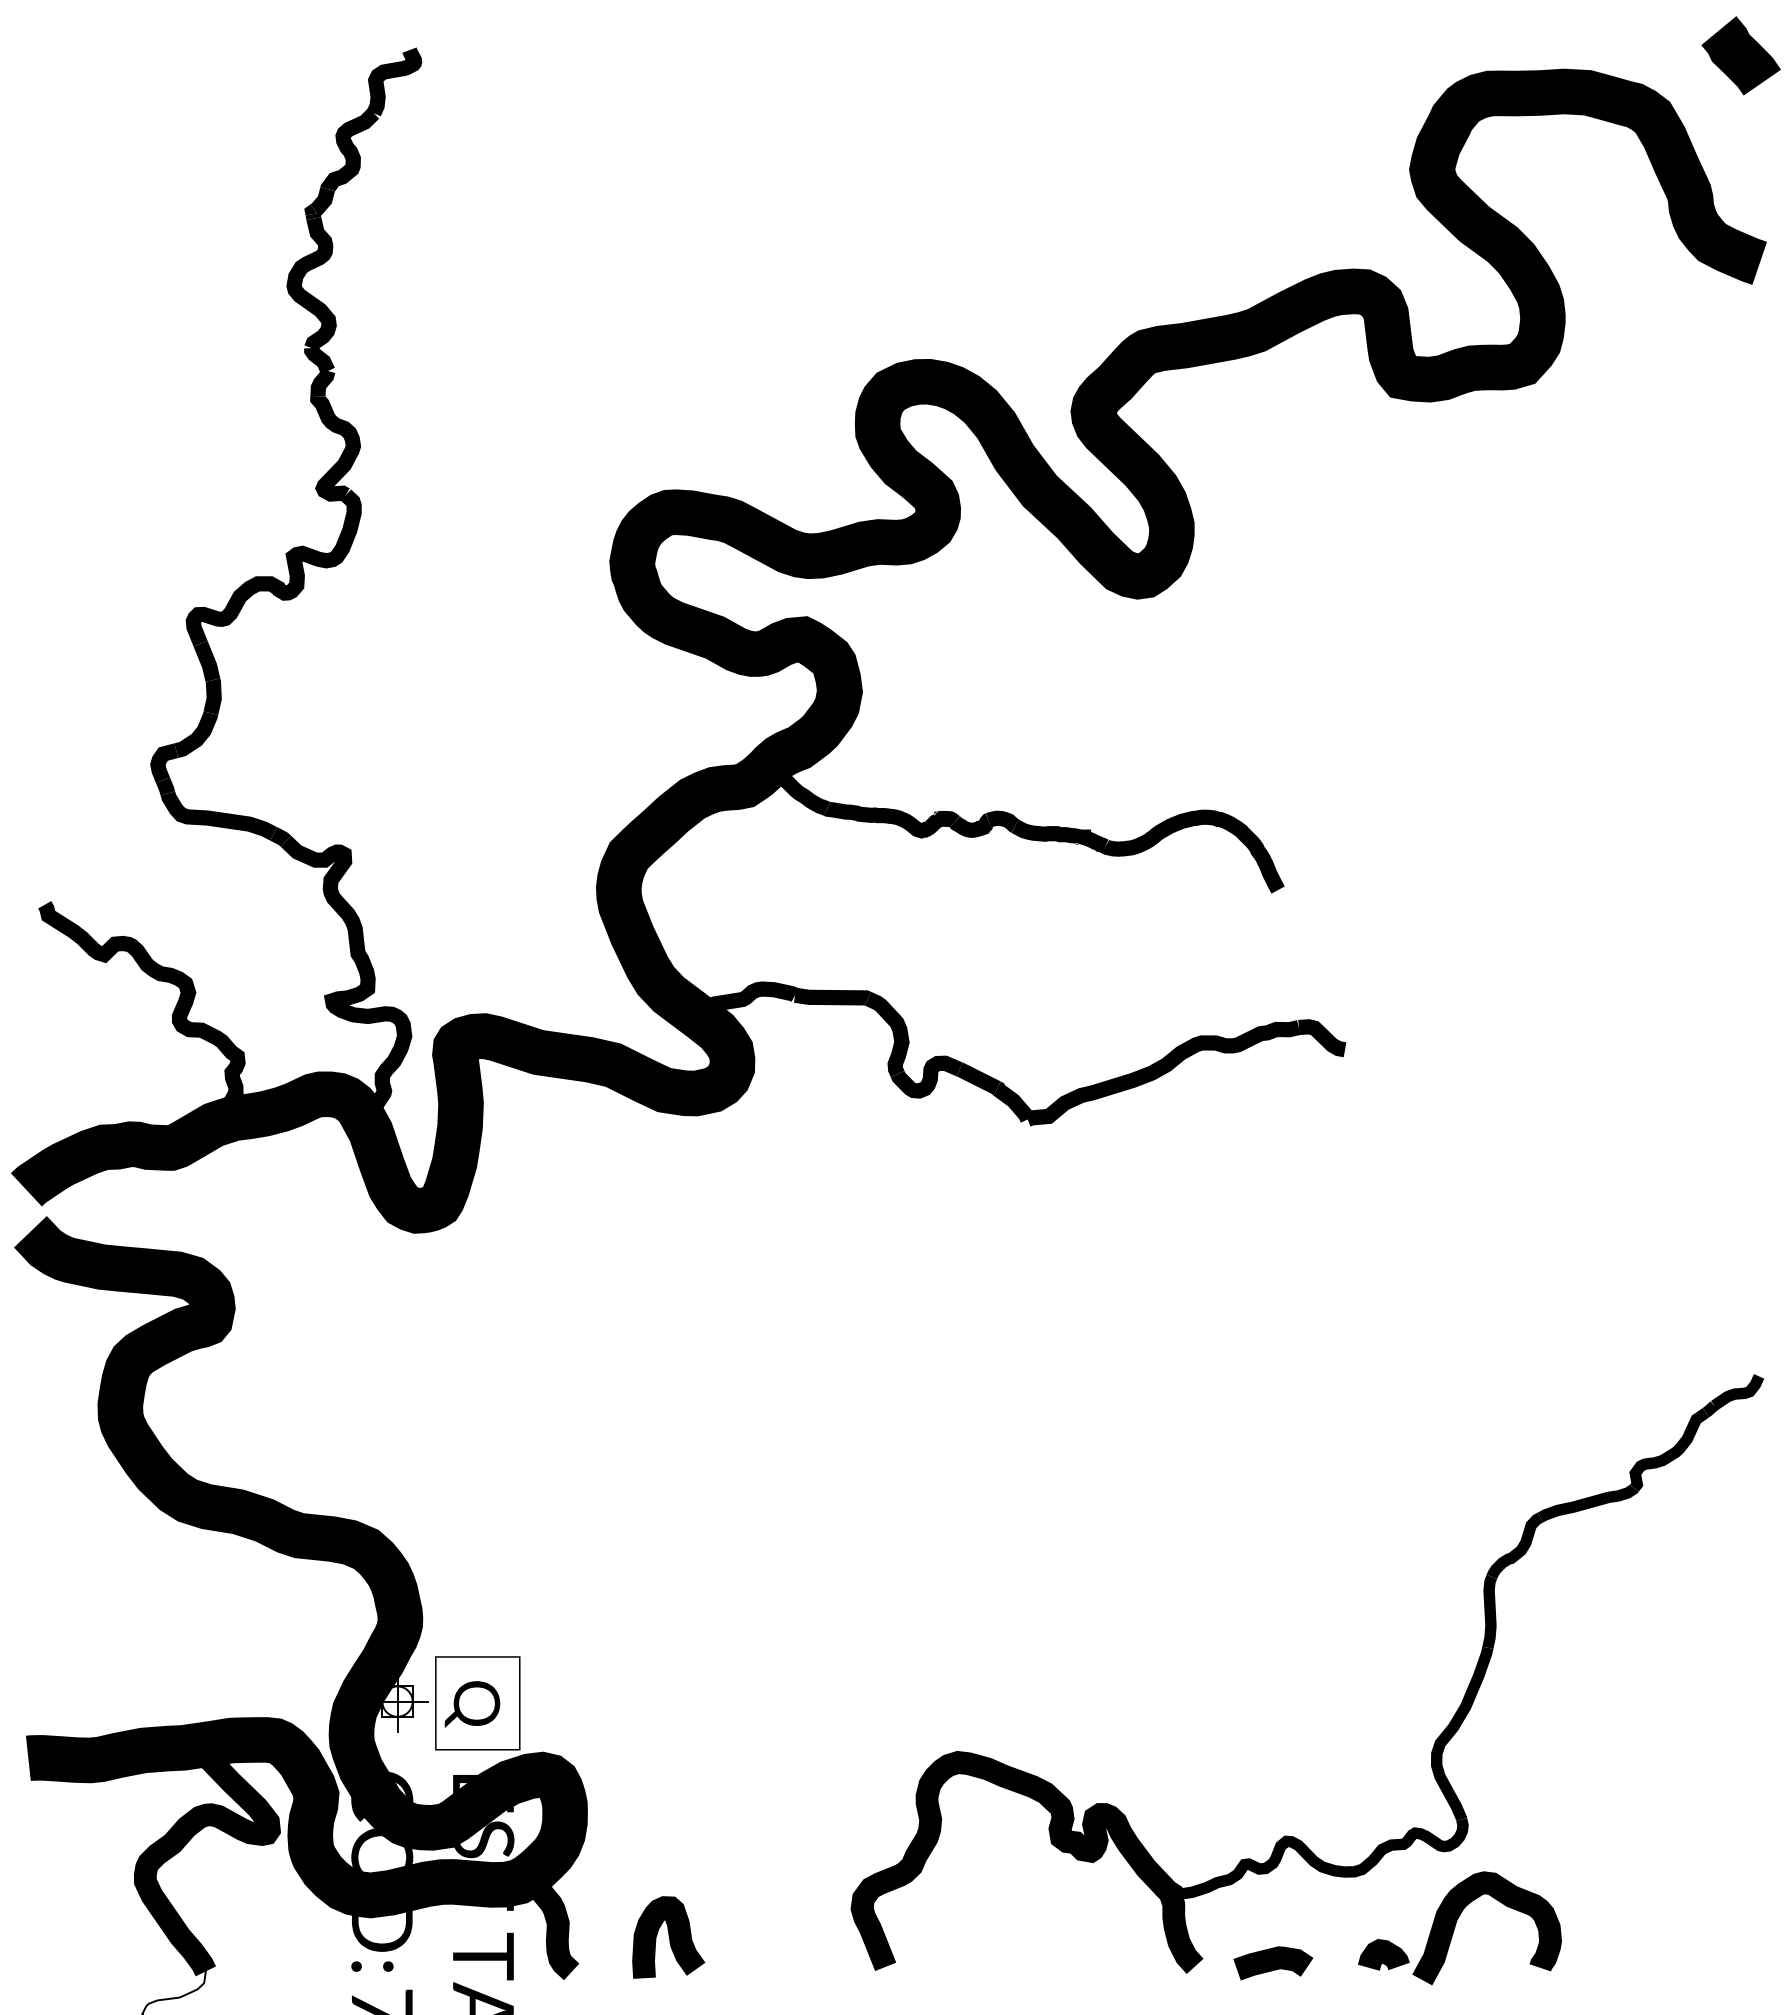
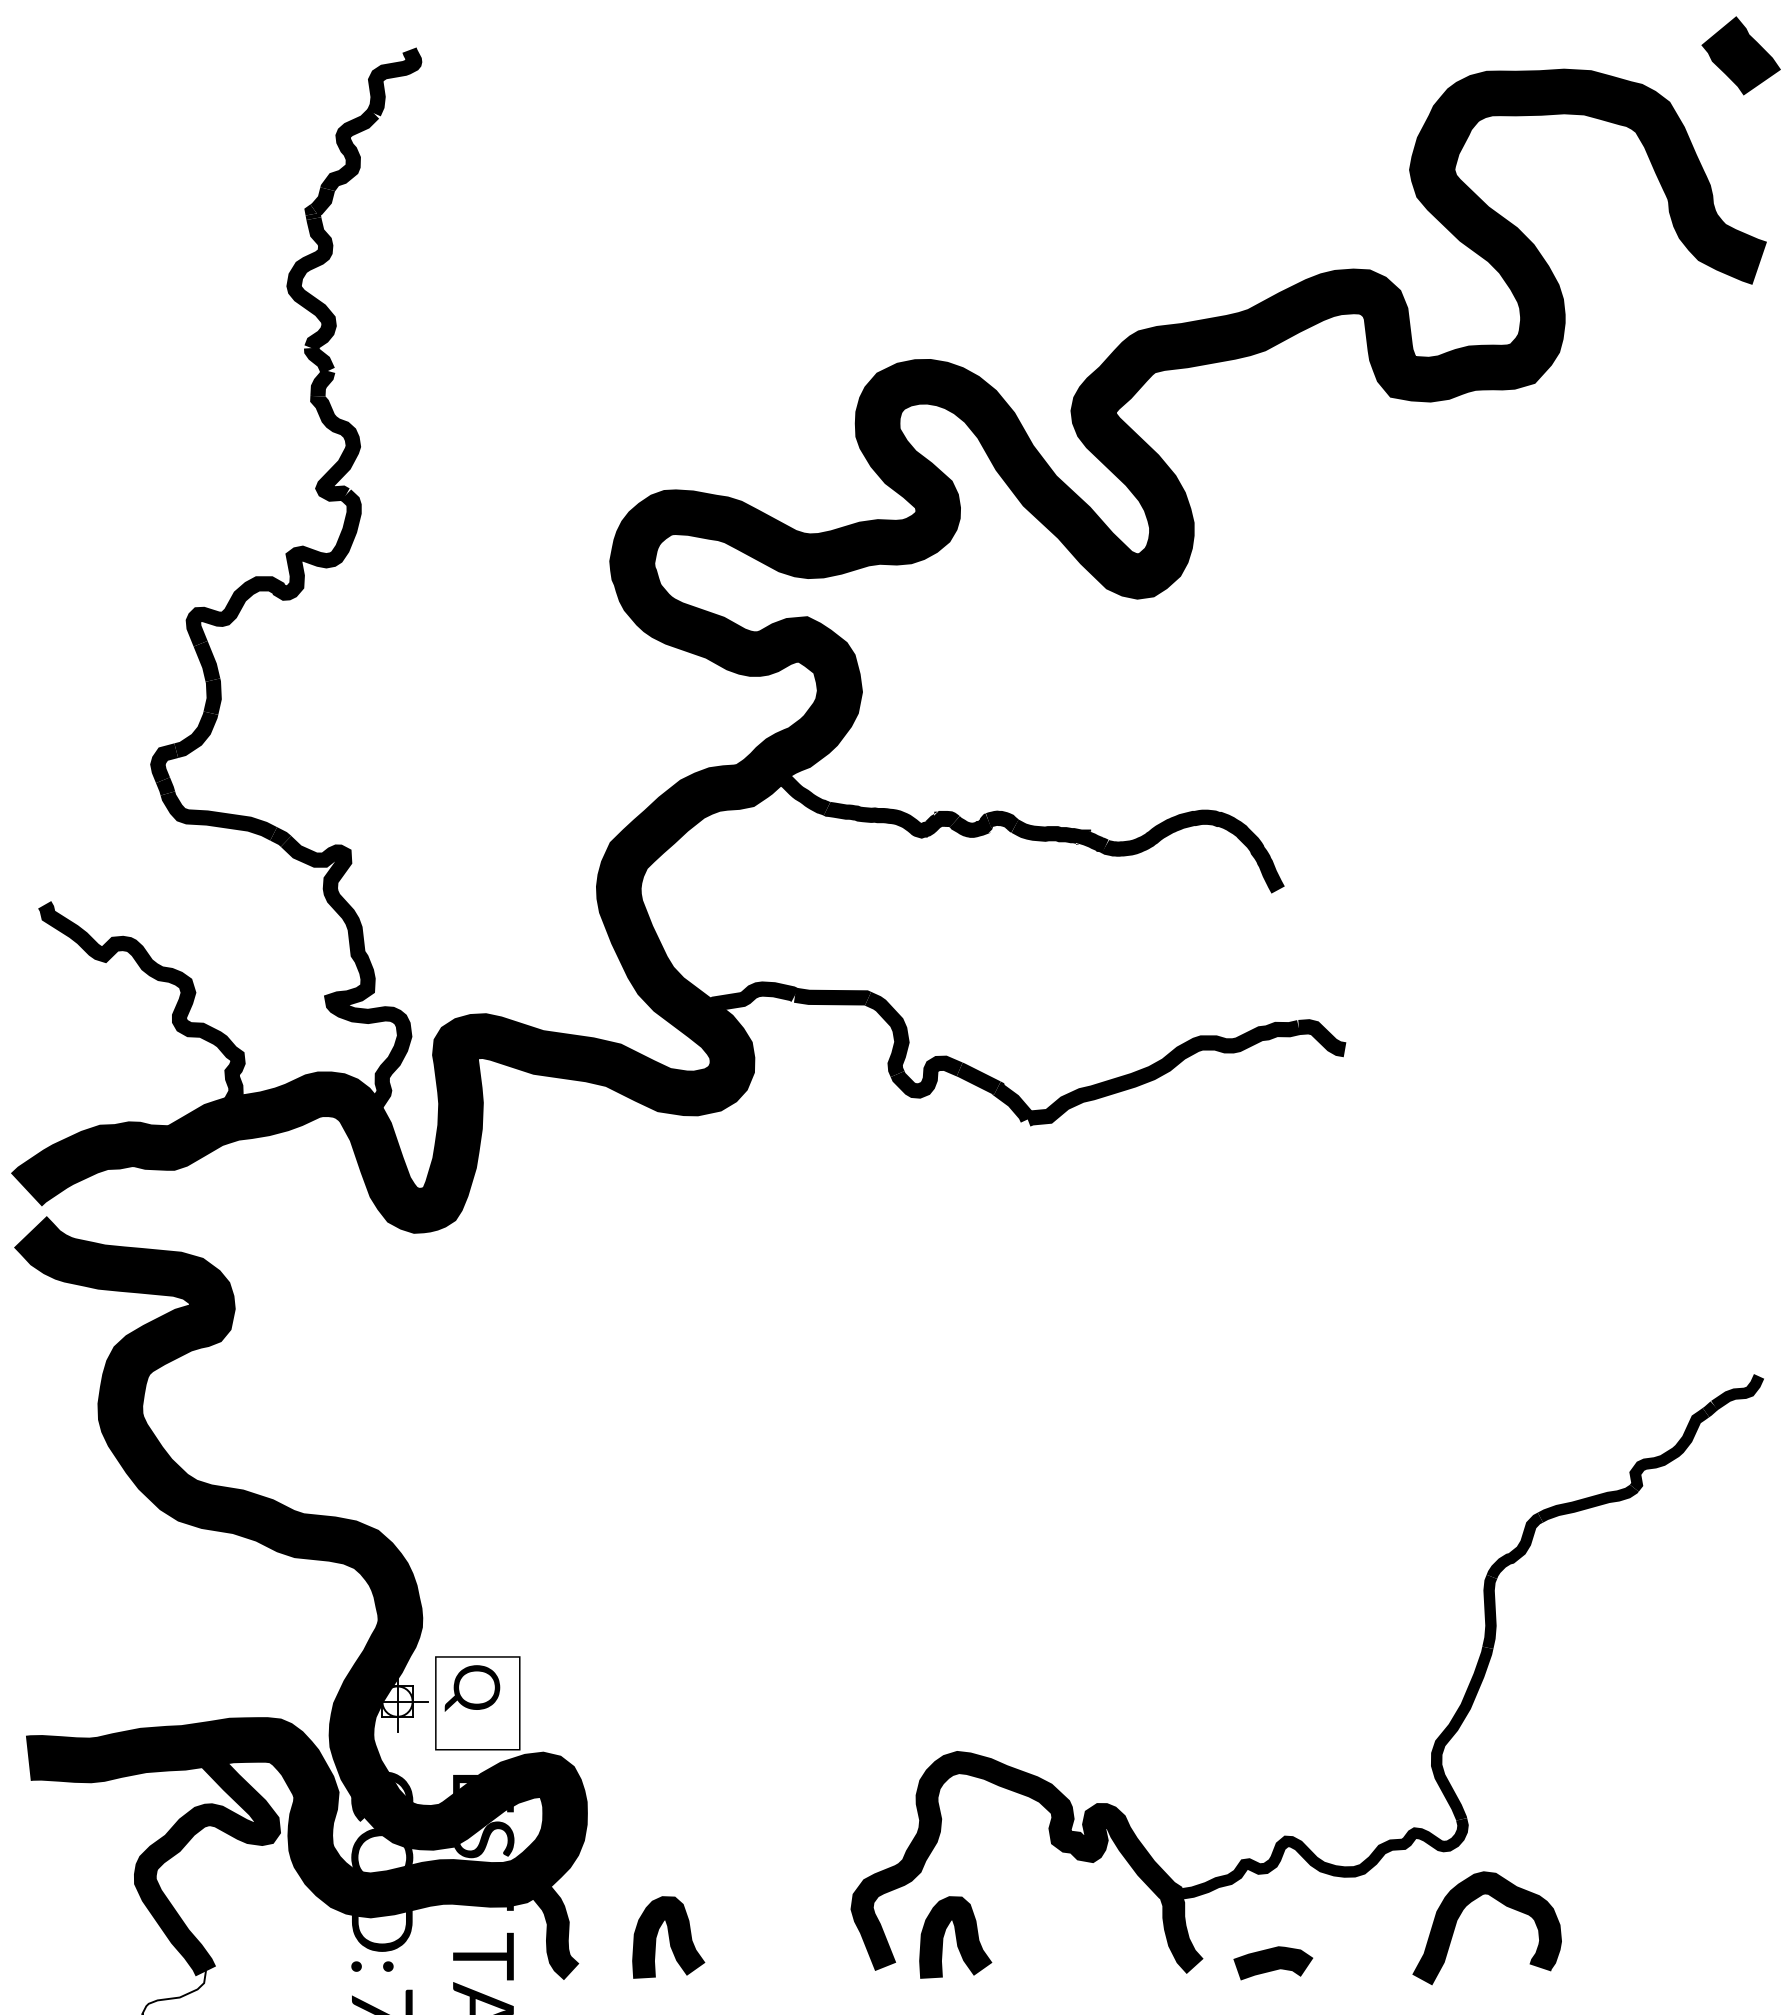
text position: (472, 1704) -> (472, 1688) (472, 1688)
curve: none -> present (955, 1936)
curve: present -> none (1383, 1954)
